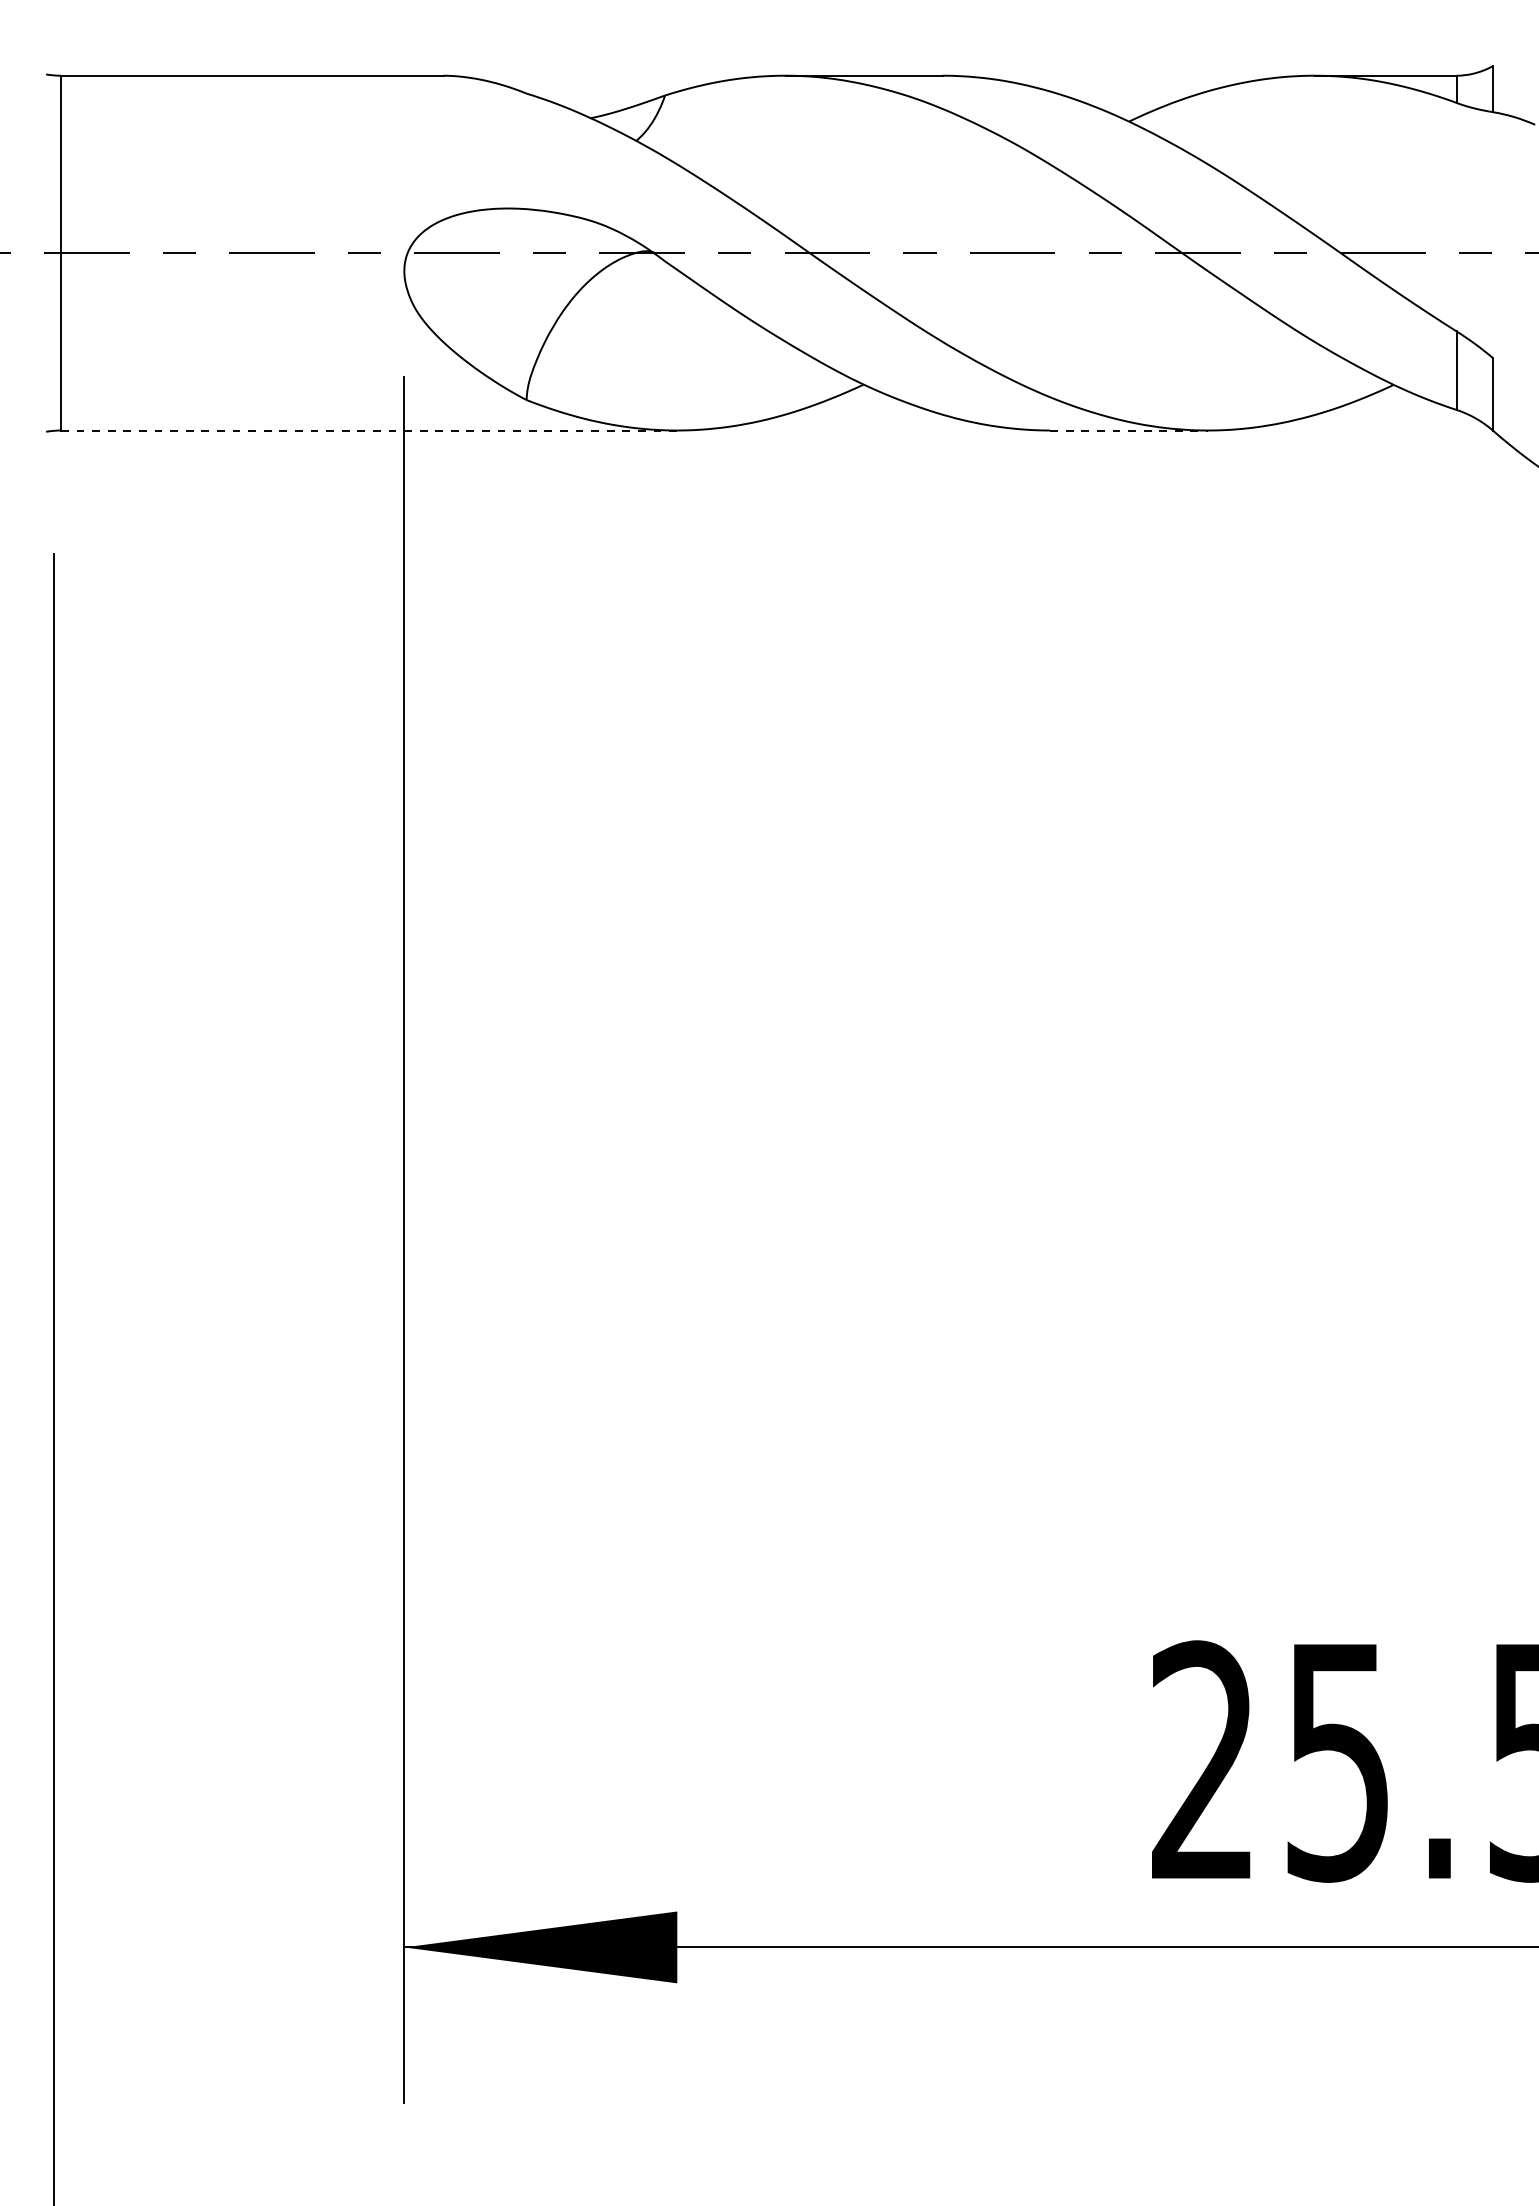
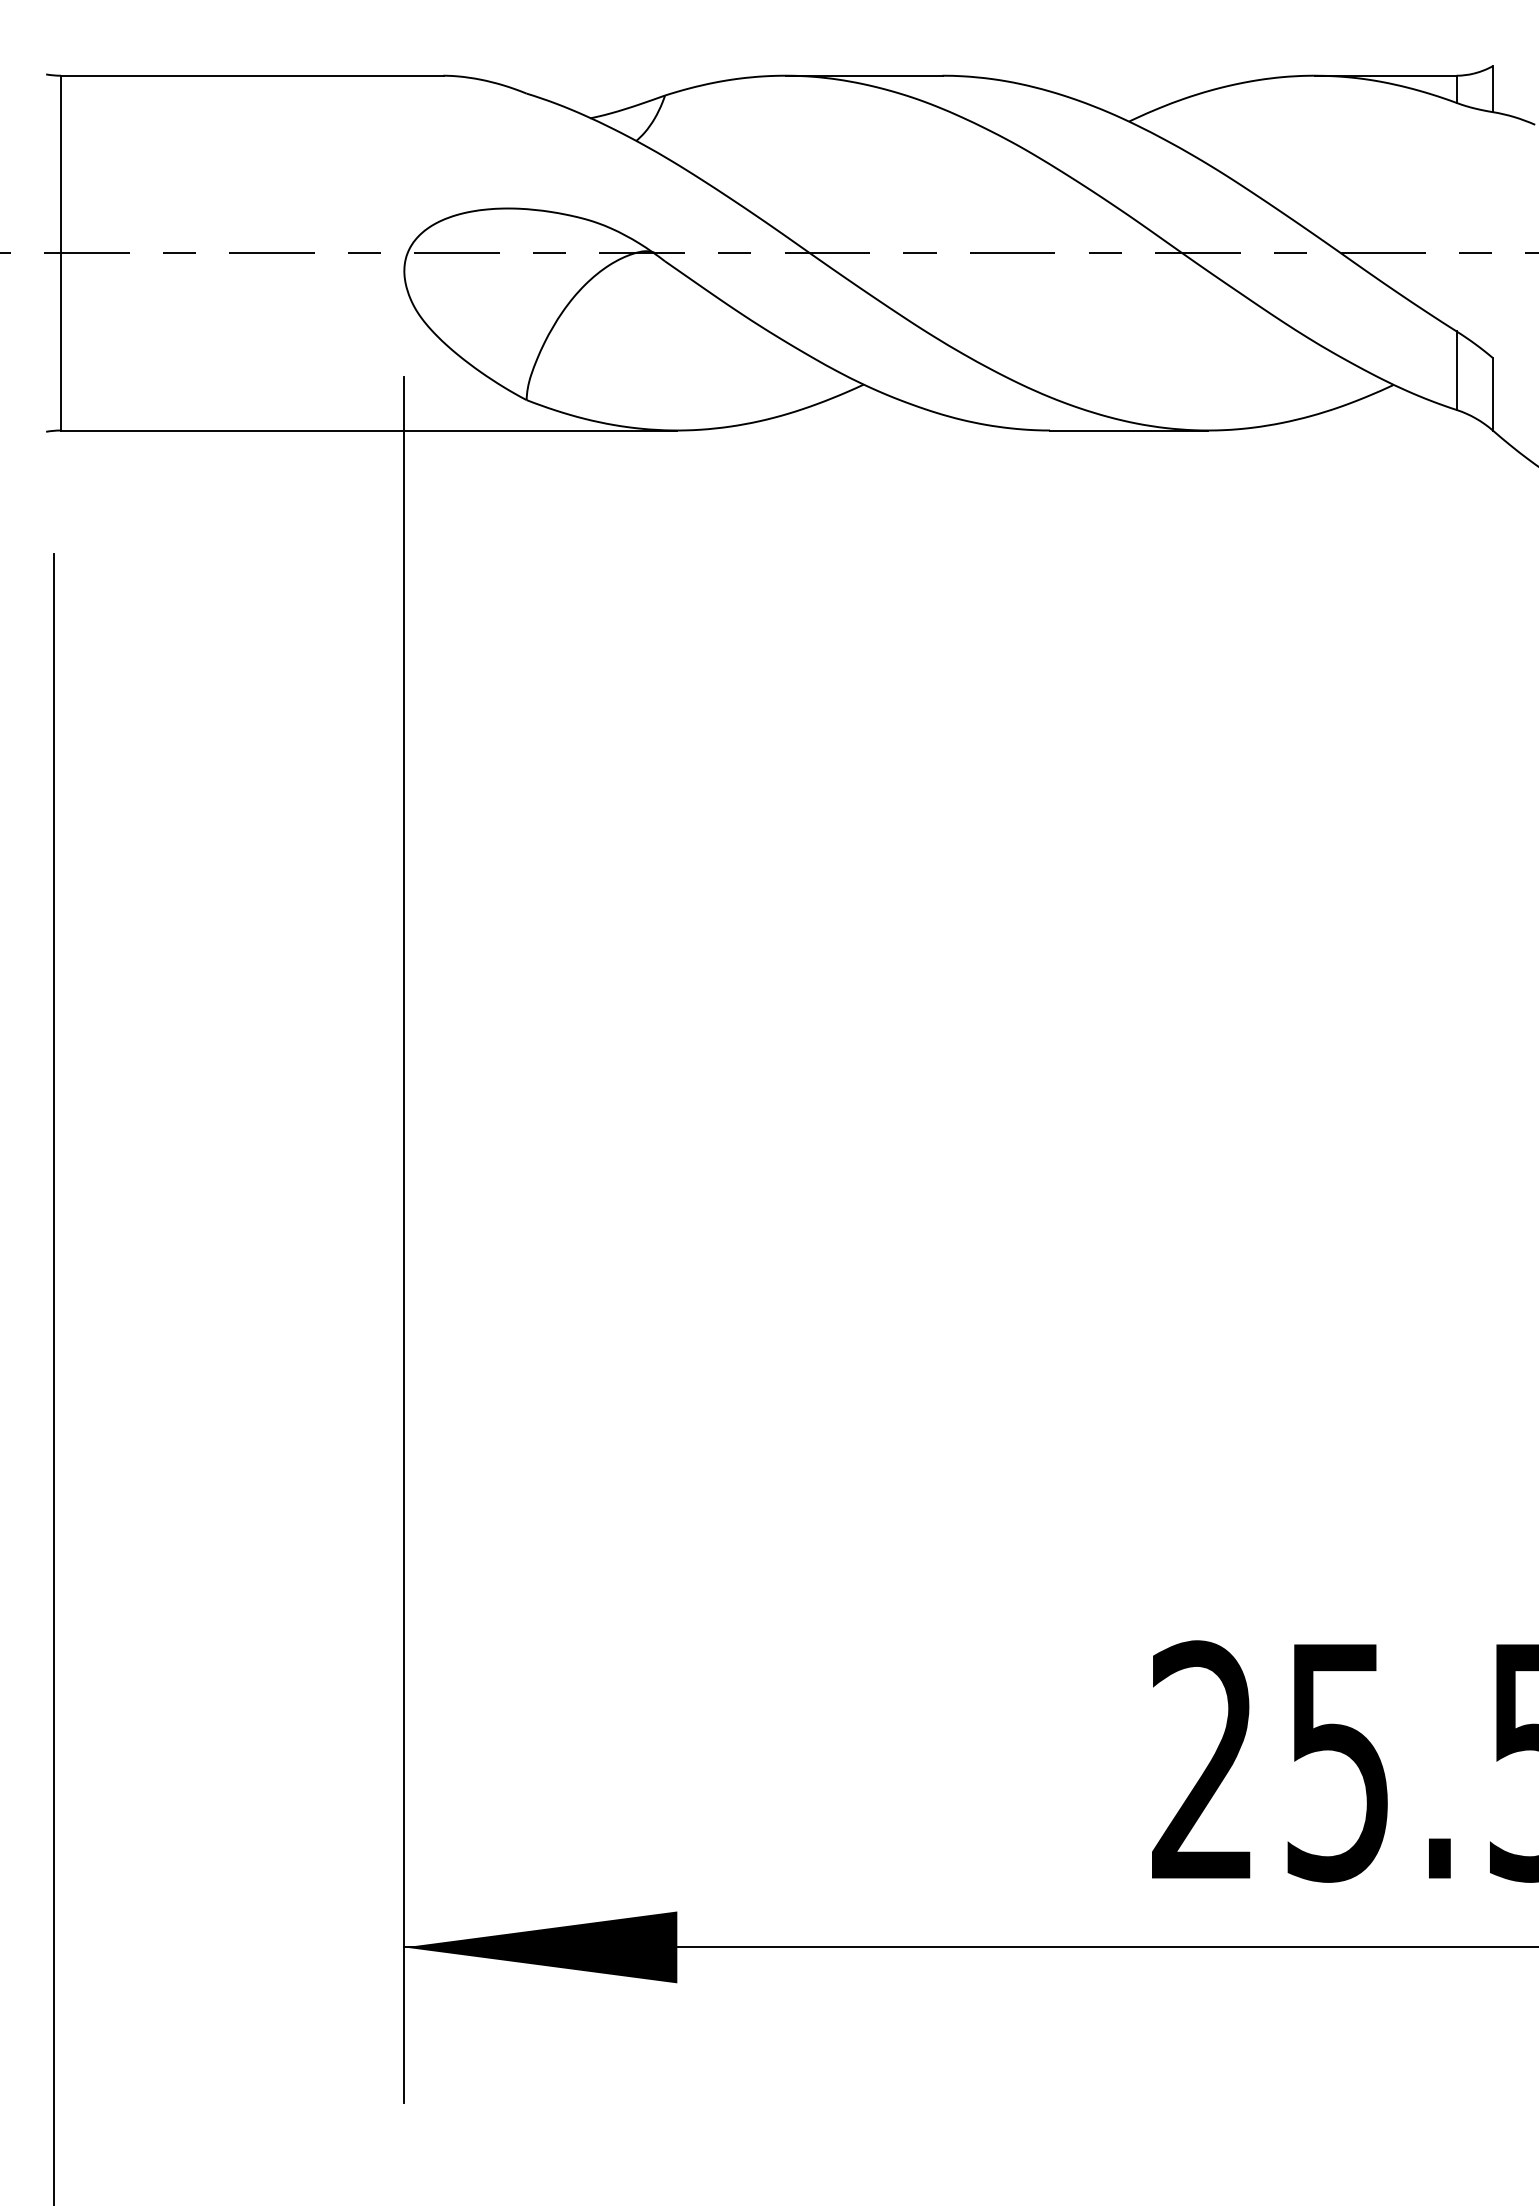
line: dashed -> solid (369, 430)
line: dashed -> solid (1129, 430)
